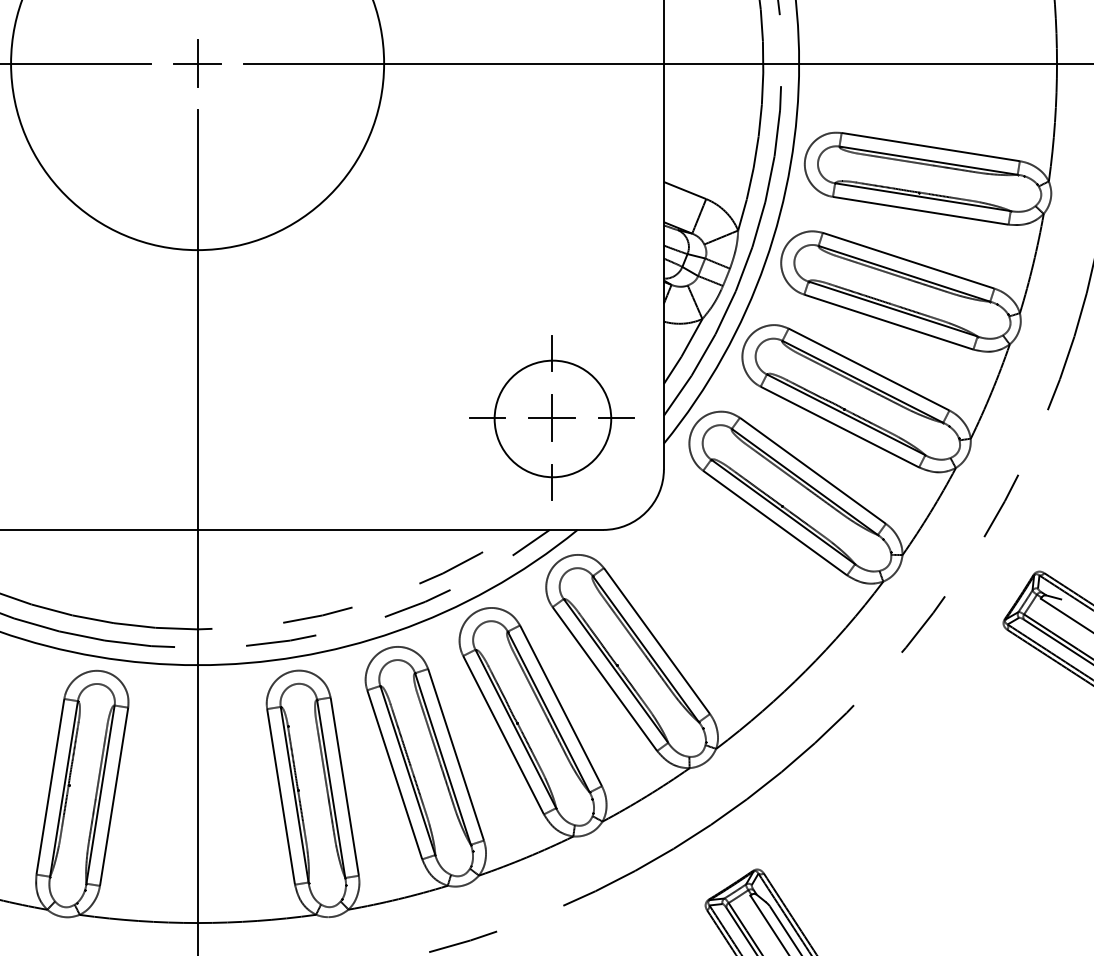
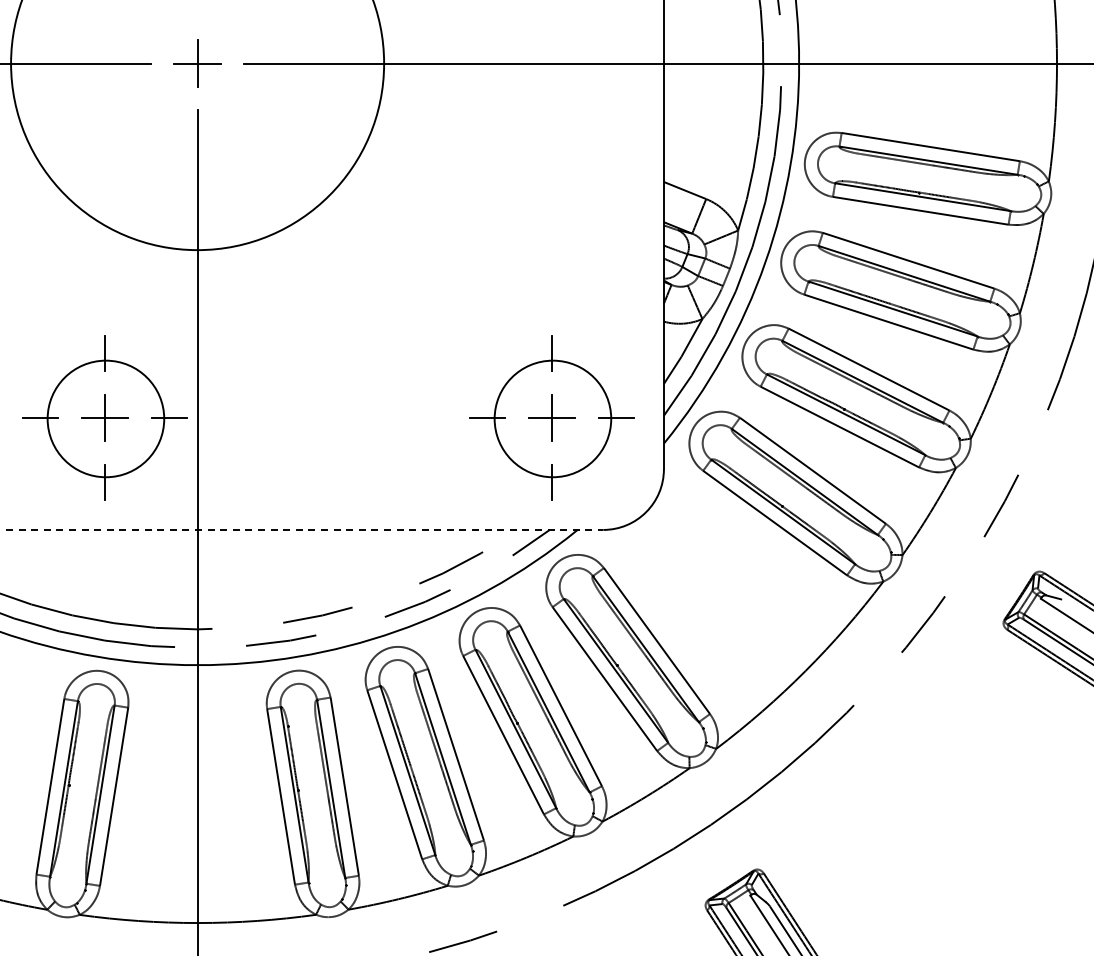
part: none -> present (104, 417)
line: solid -> dashed (302, 529)
